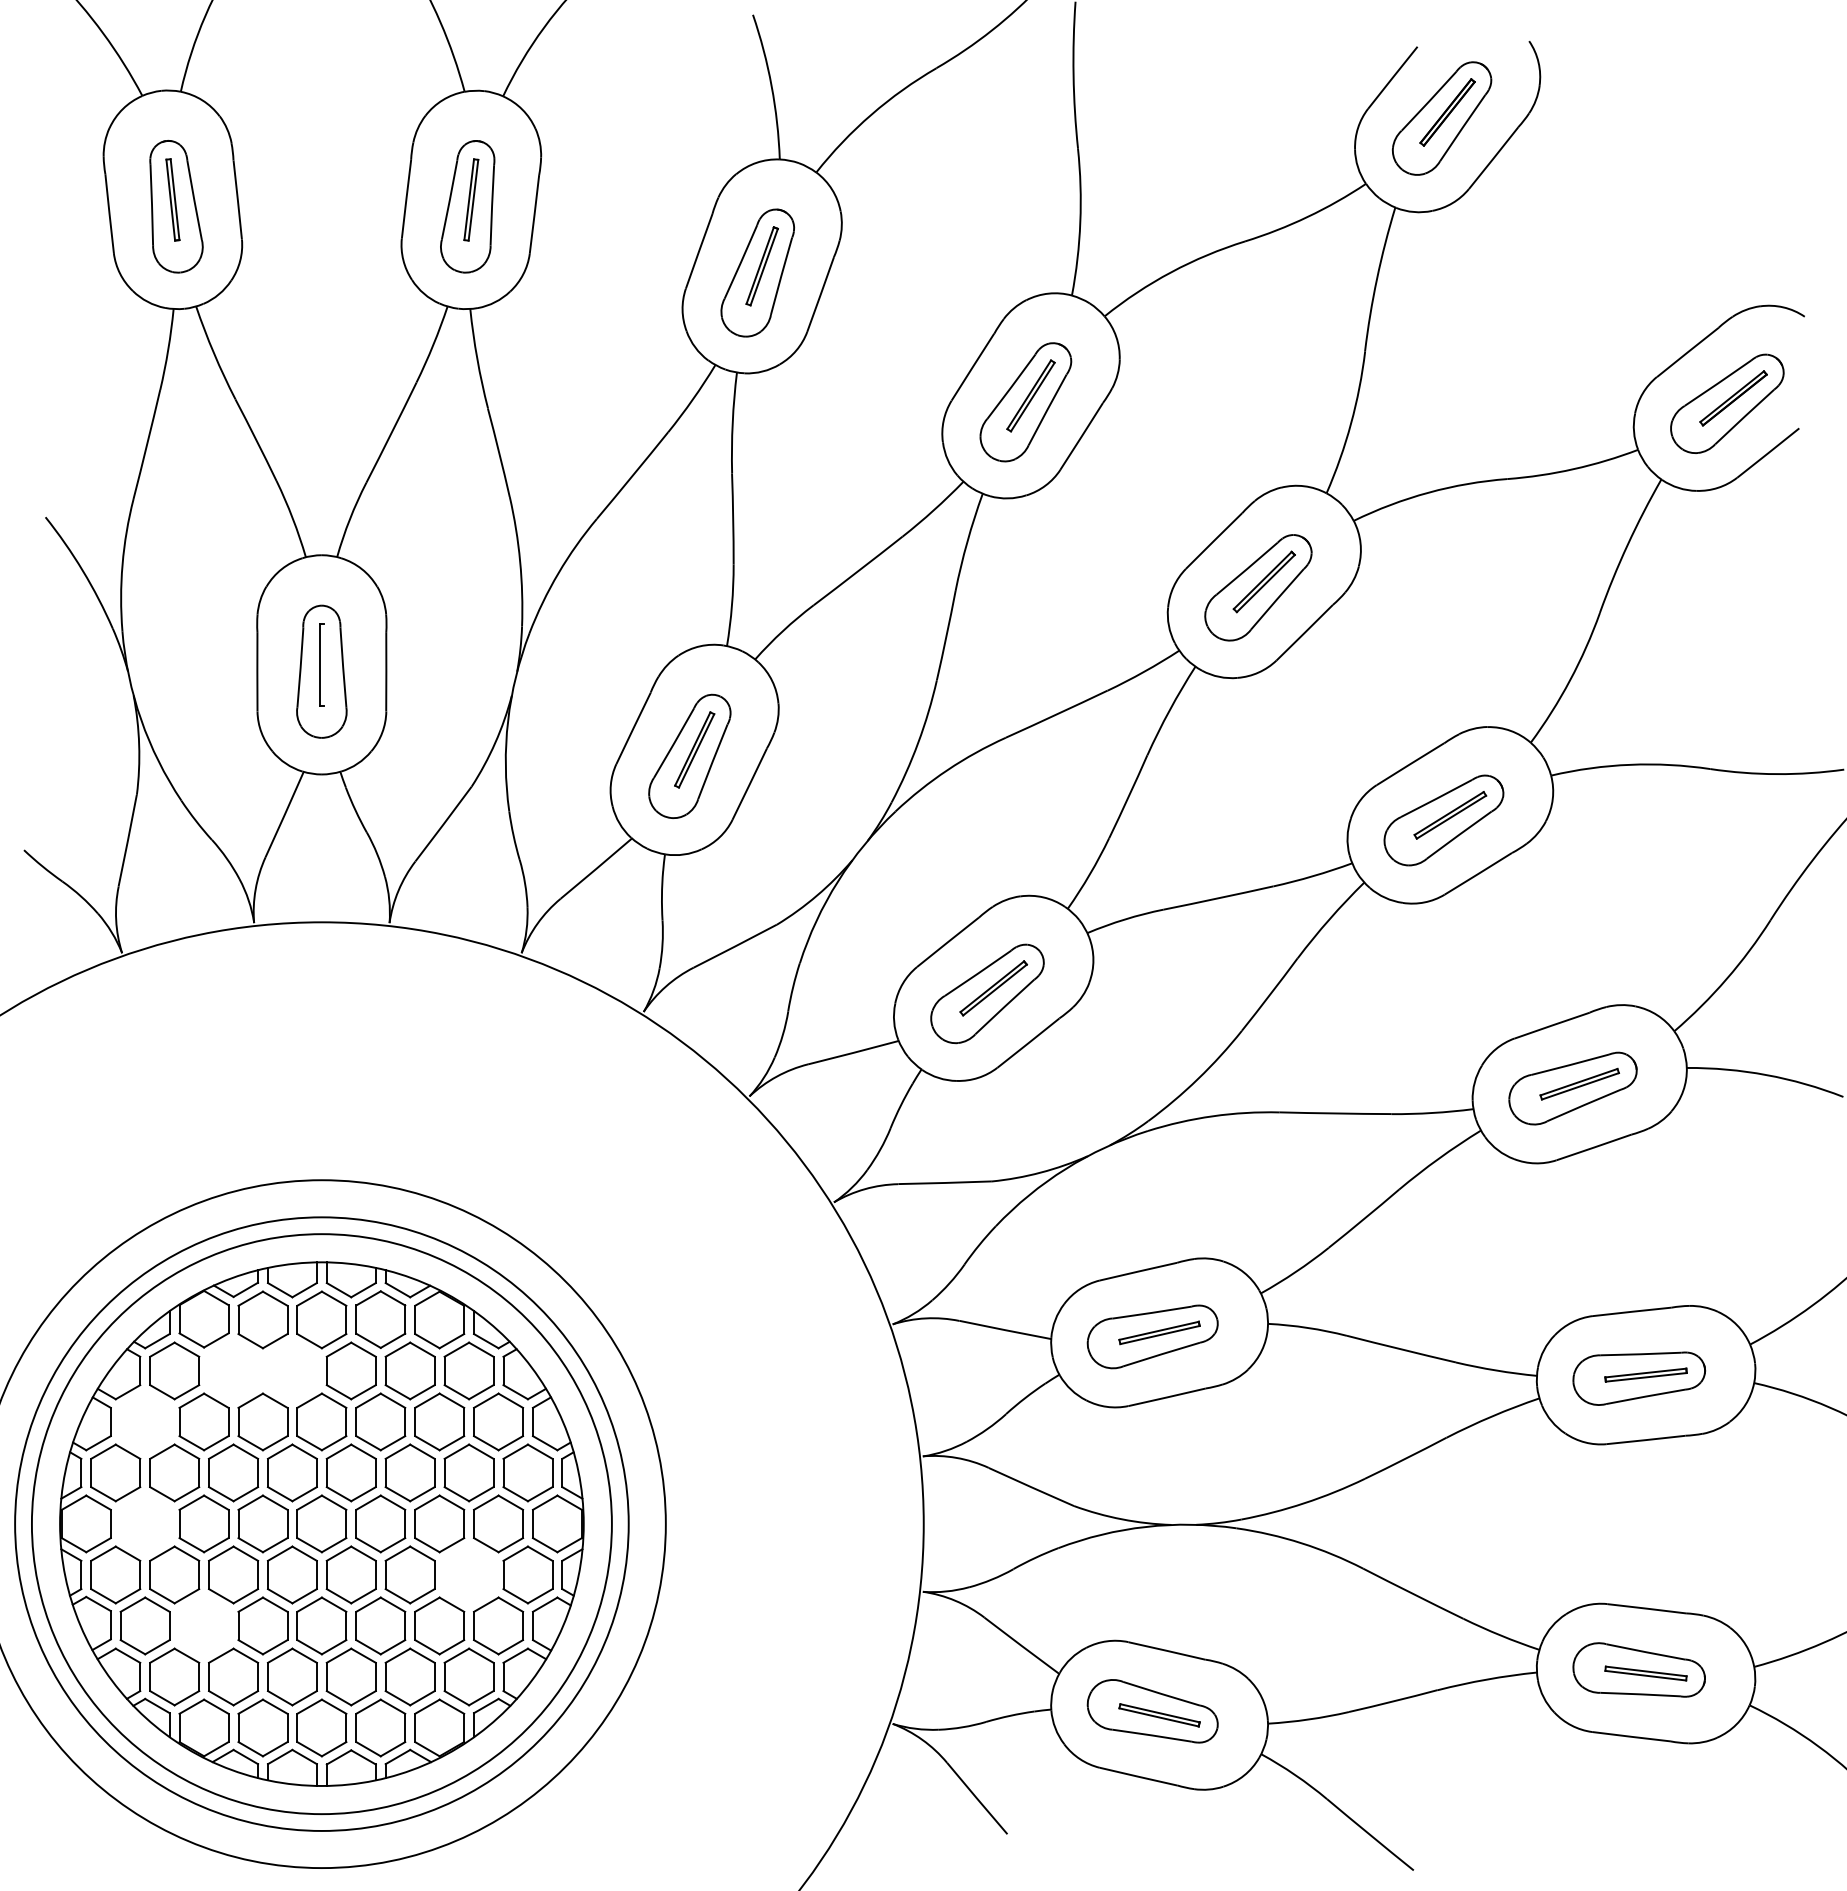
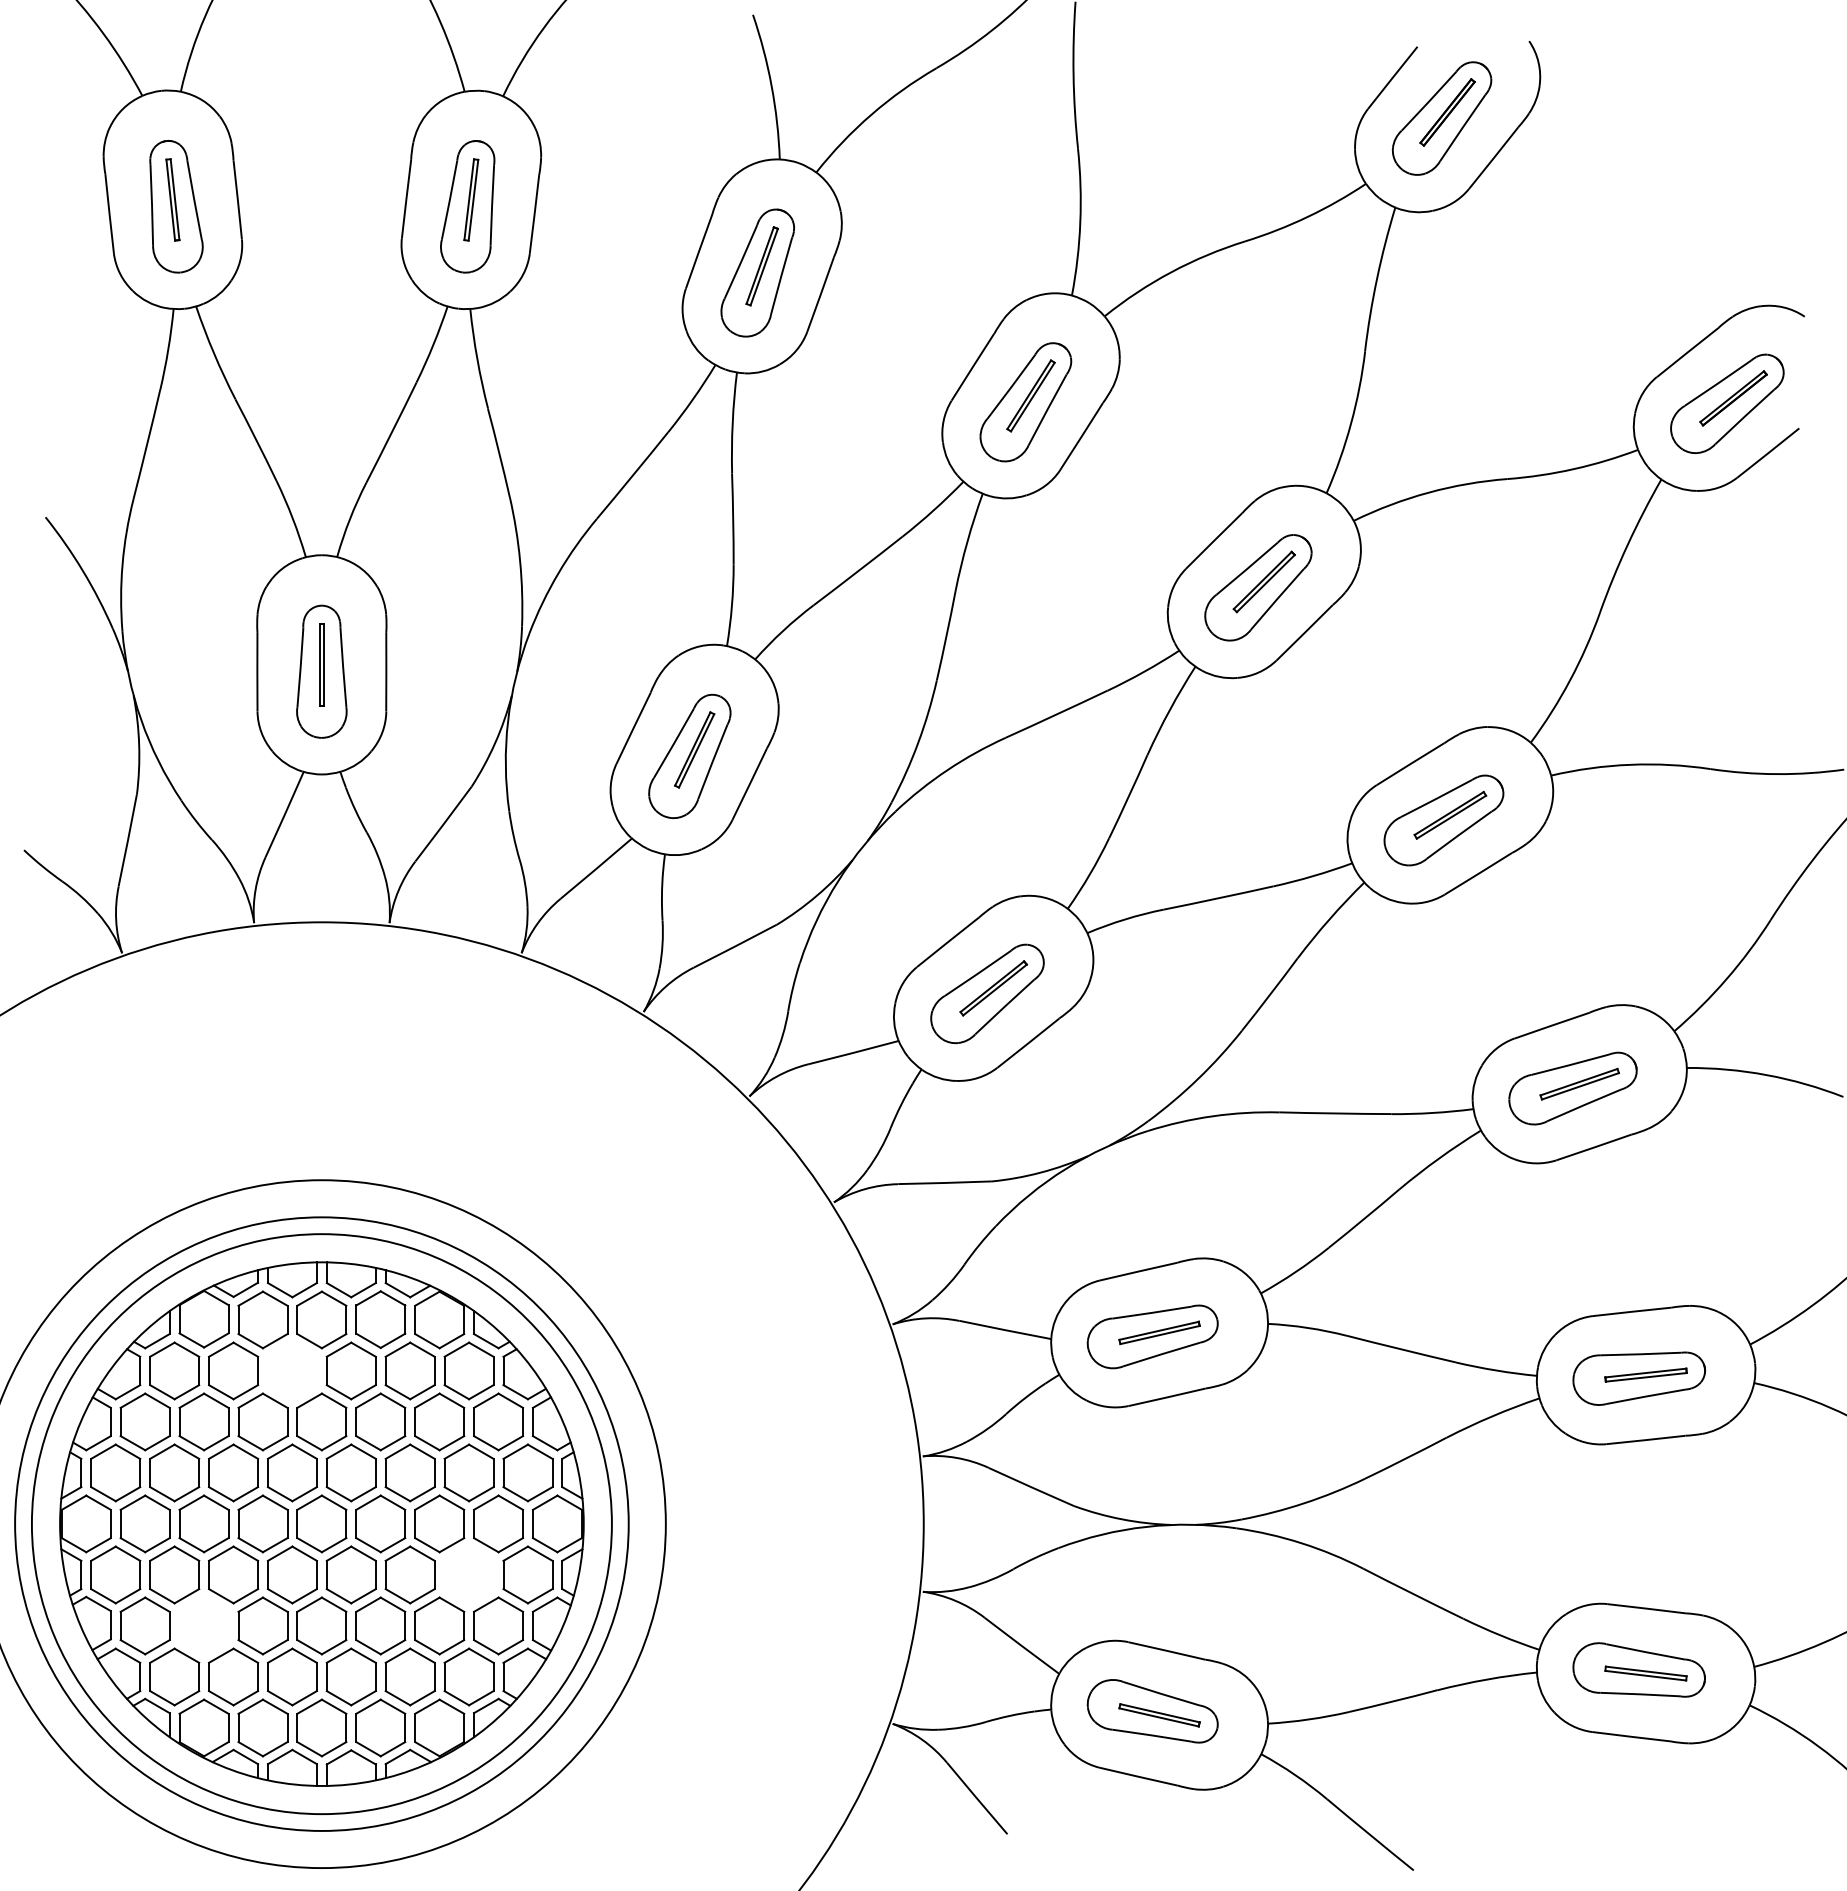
line: none -> present (324, 664)
part: none -> present (233, 1370)
part: none -> present (144, 1421)
part: none -> present (144, 1523)
